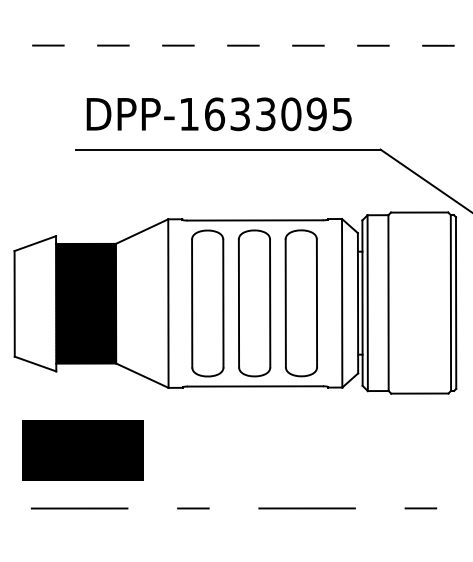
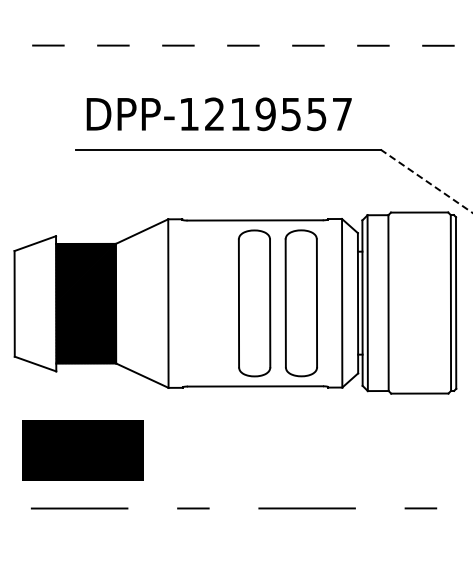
text: DPP-1633095 -> DPP-1219557 (278, 114)
line: solid -> dashed (426, 181)
part: present -> none (207, 303)
